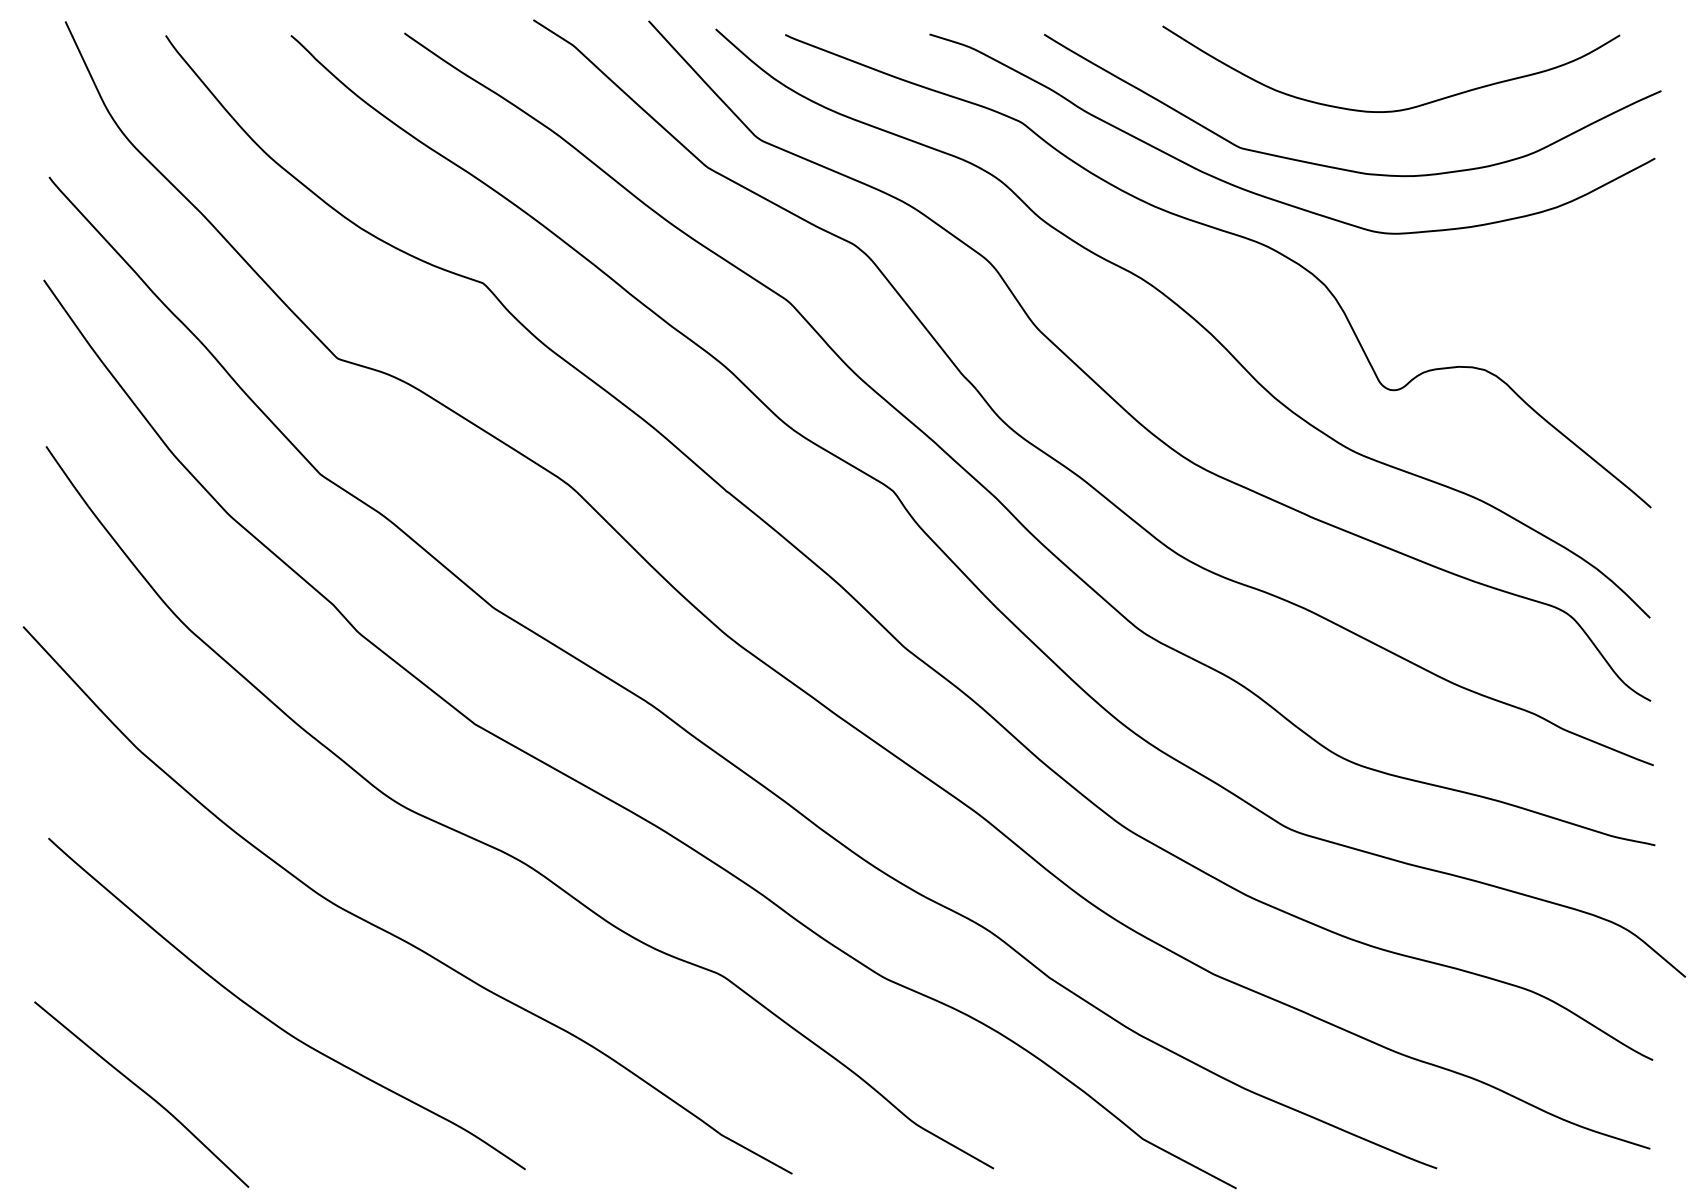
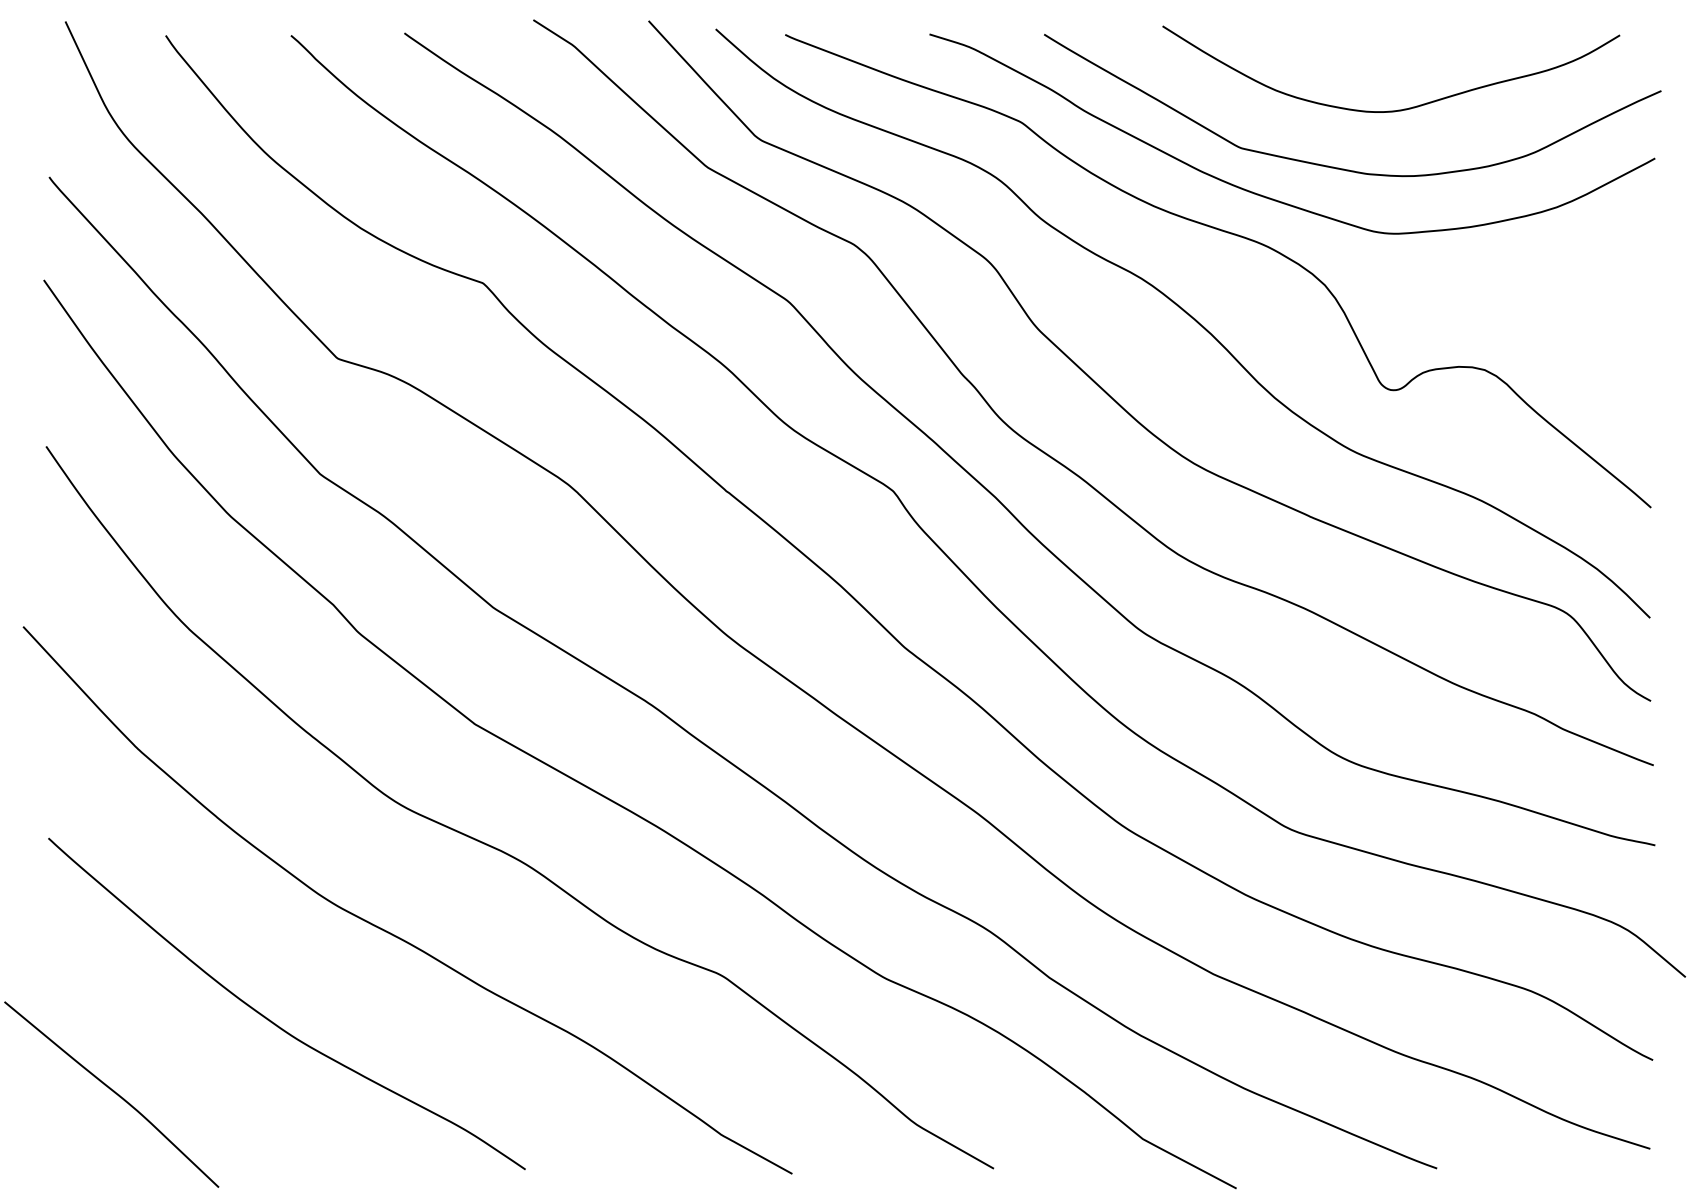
curve position: (143, 1092) -> (113, 1092) (113, 1092)
